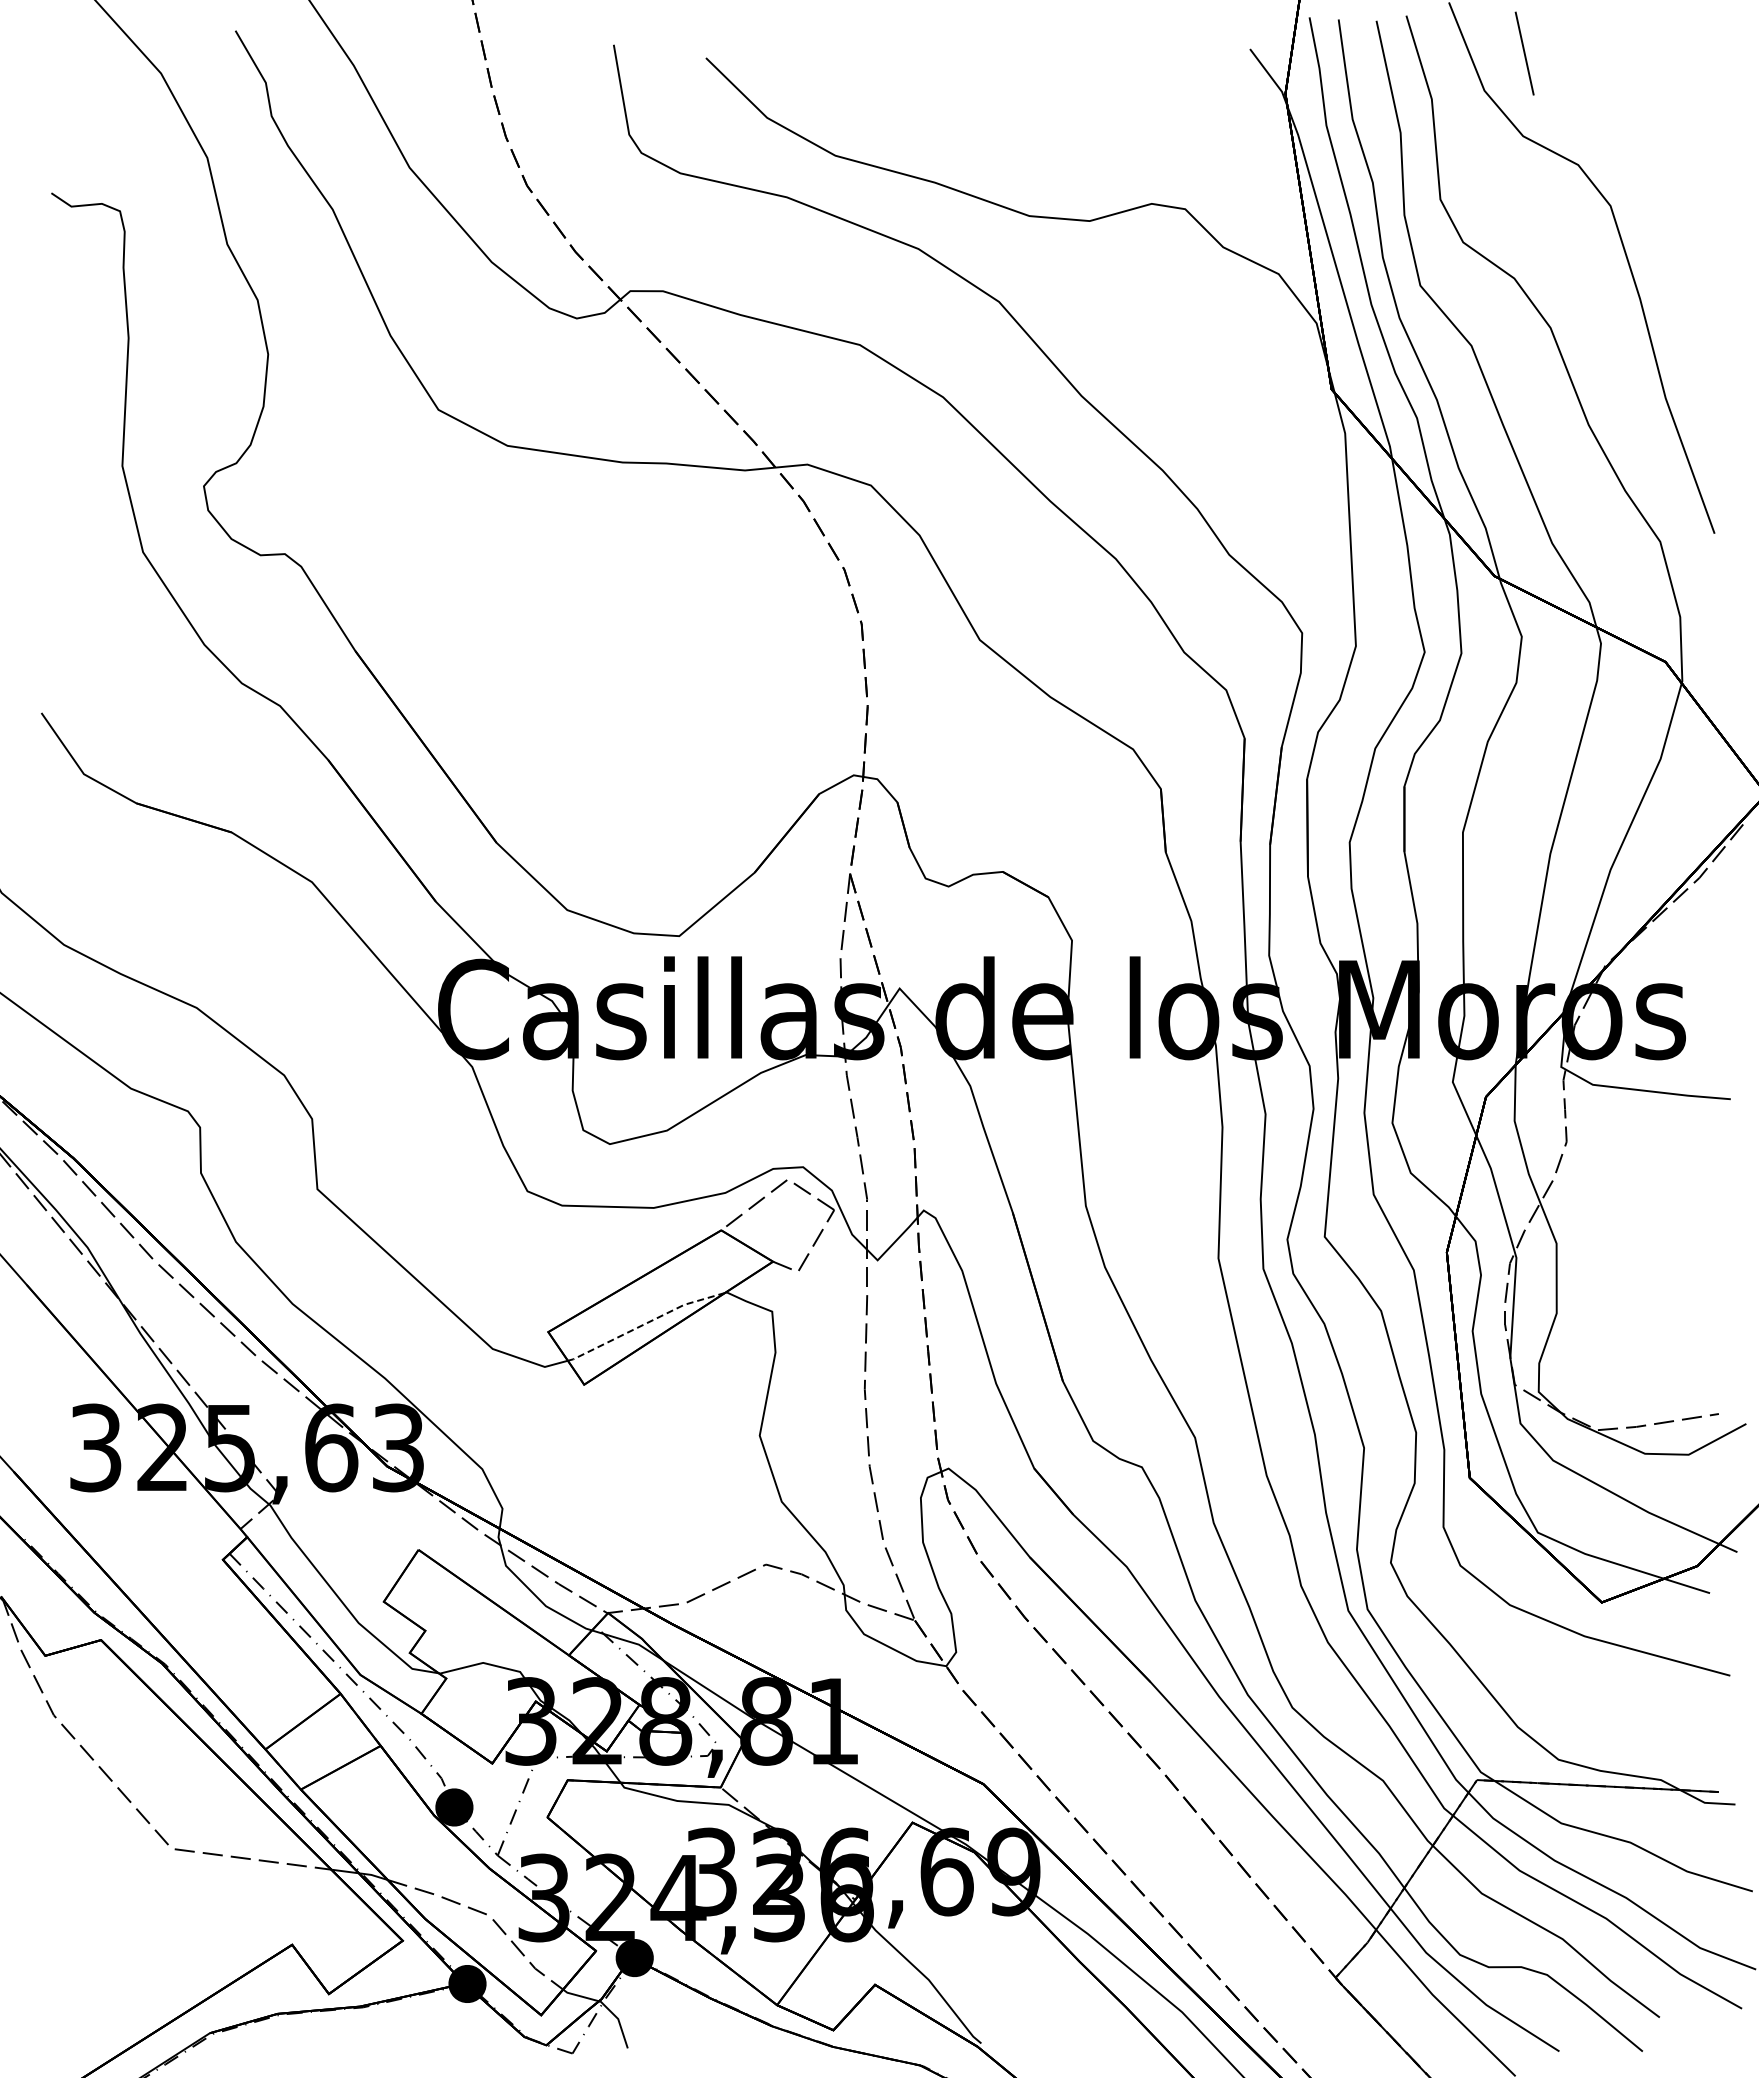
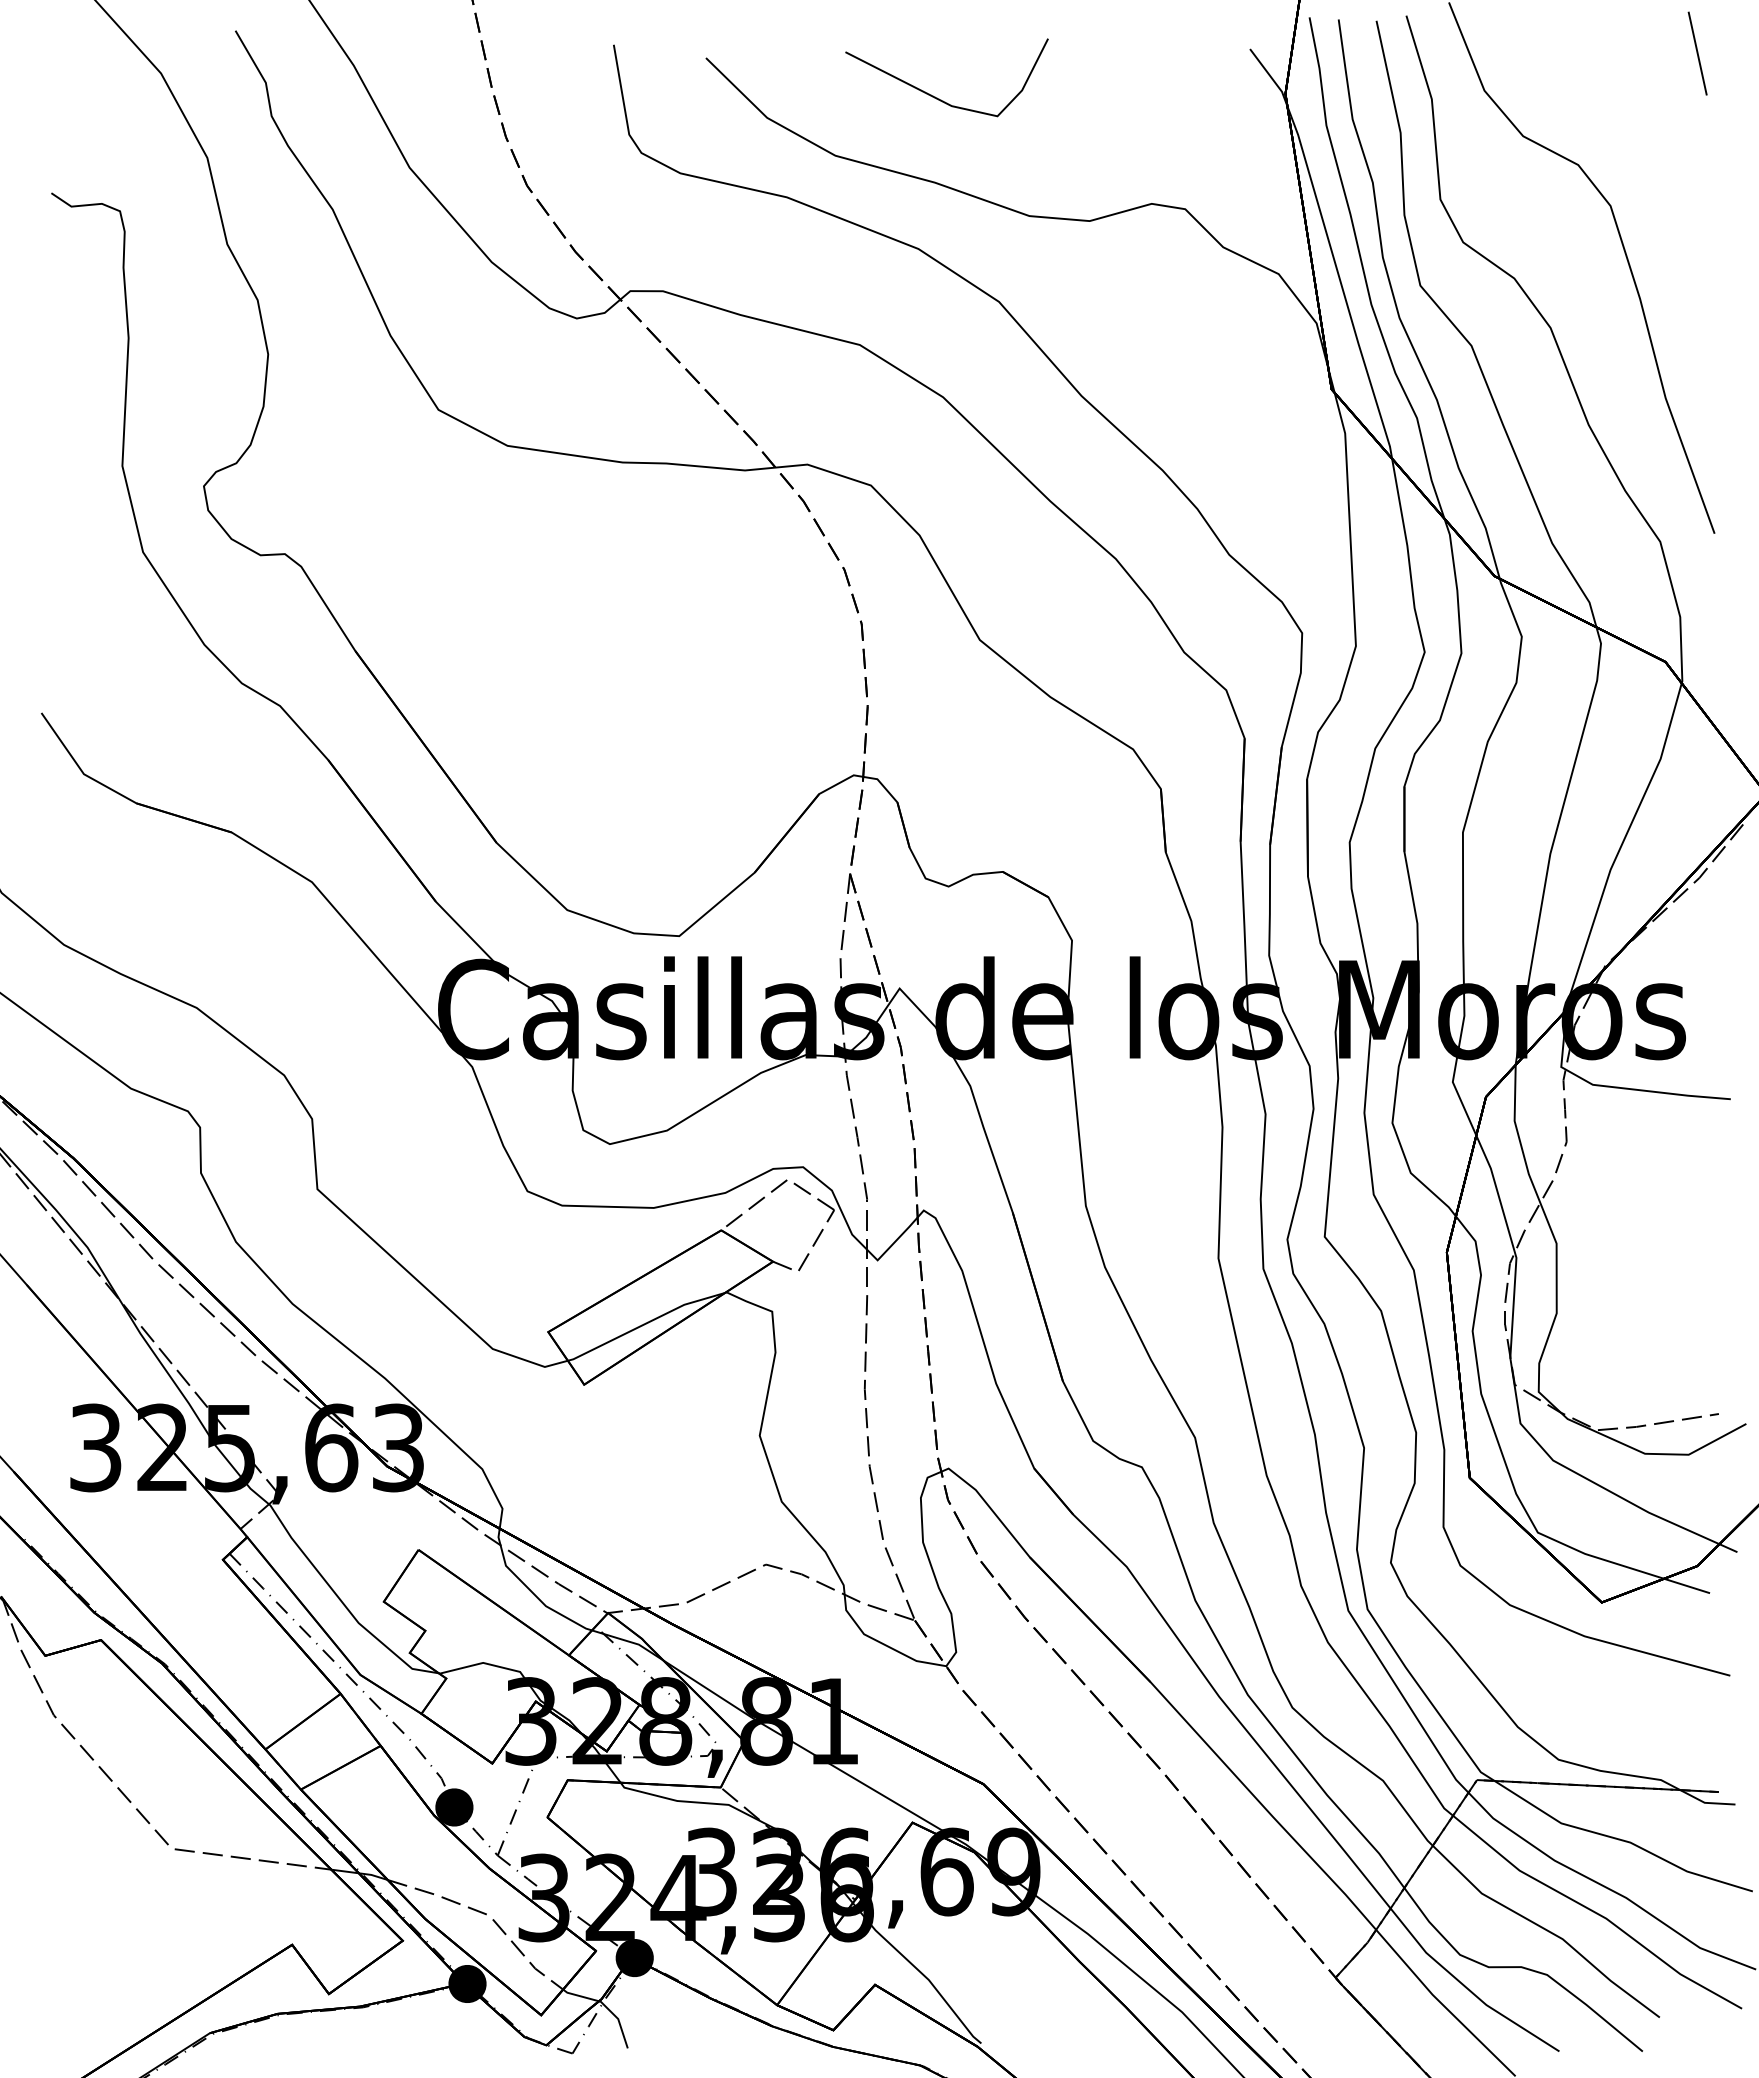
line position: (1524, 53) -> (1697, 53) (1697, 53)
line: none -> present (937, 97)
line: dashed -> solid (644, 1324)
